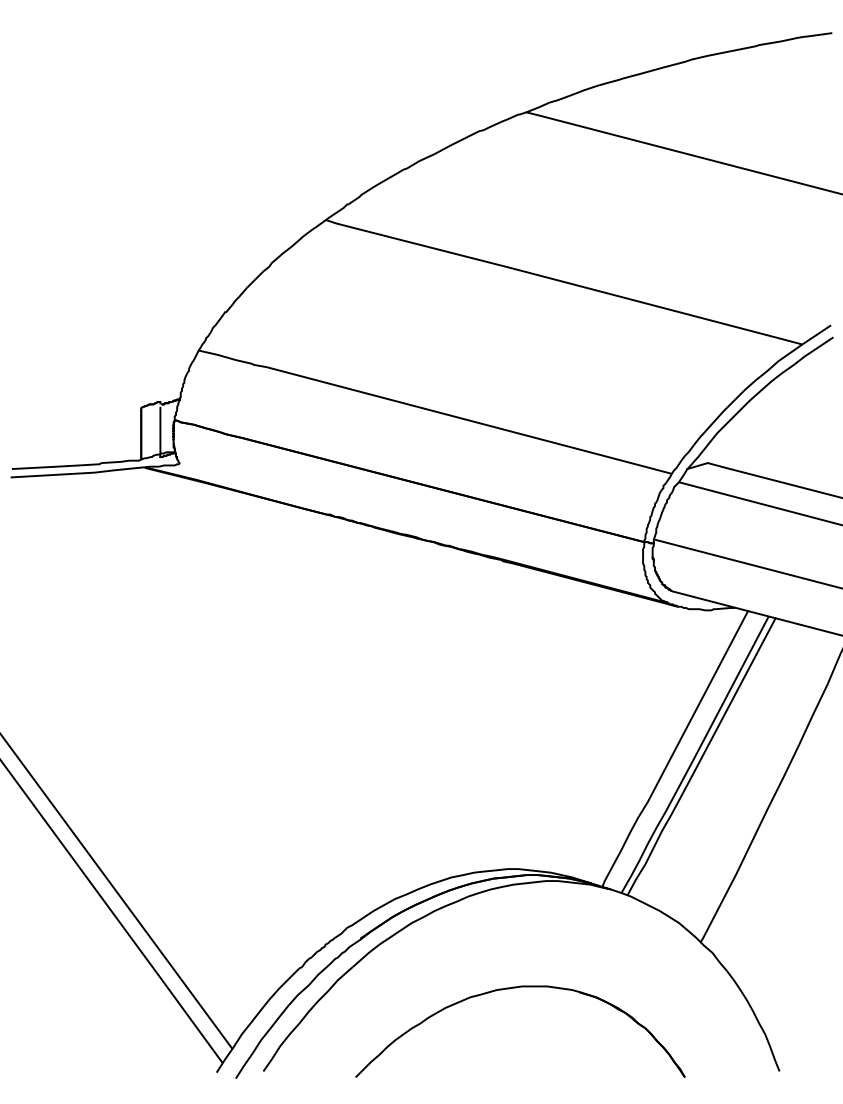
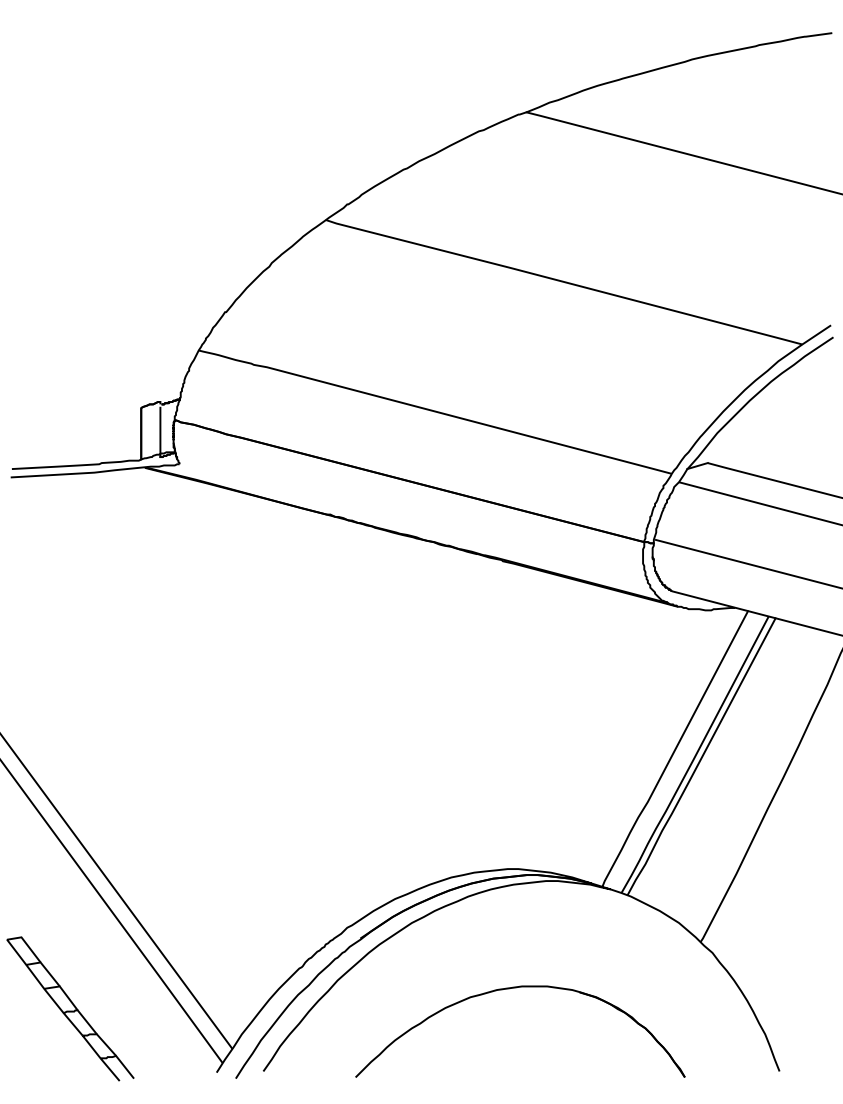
part: none -> present (70, 1008)
